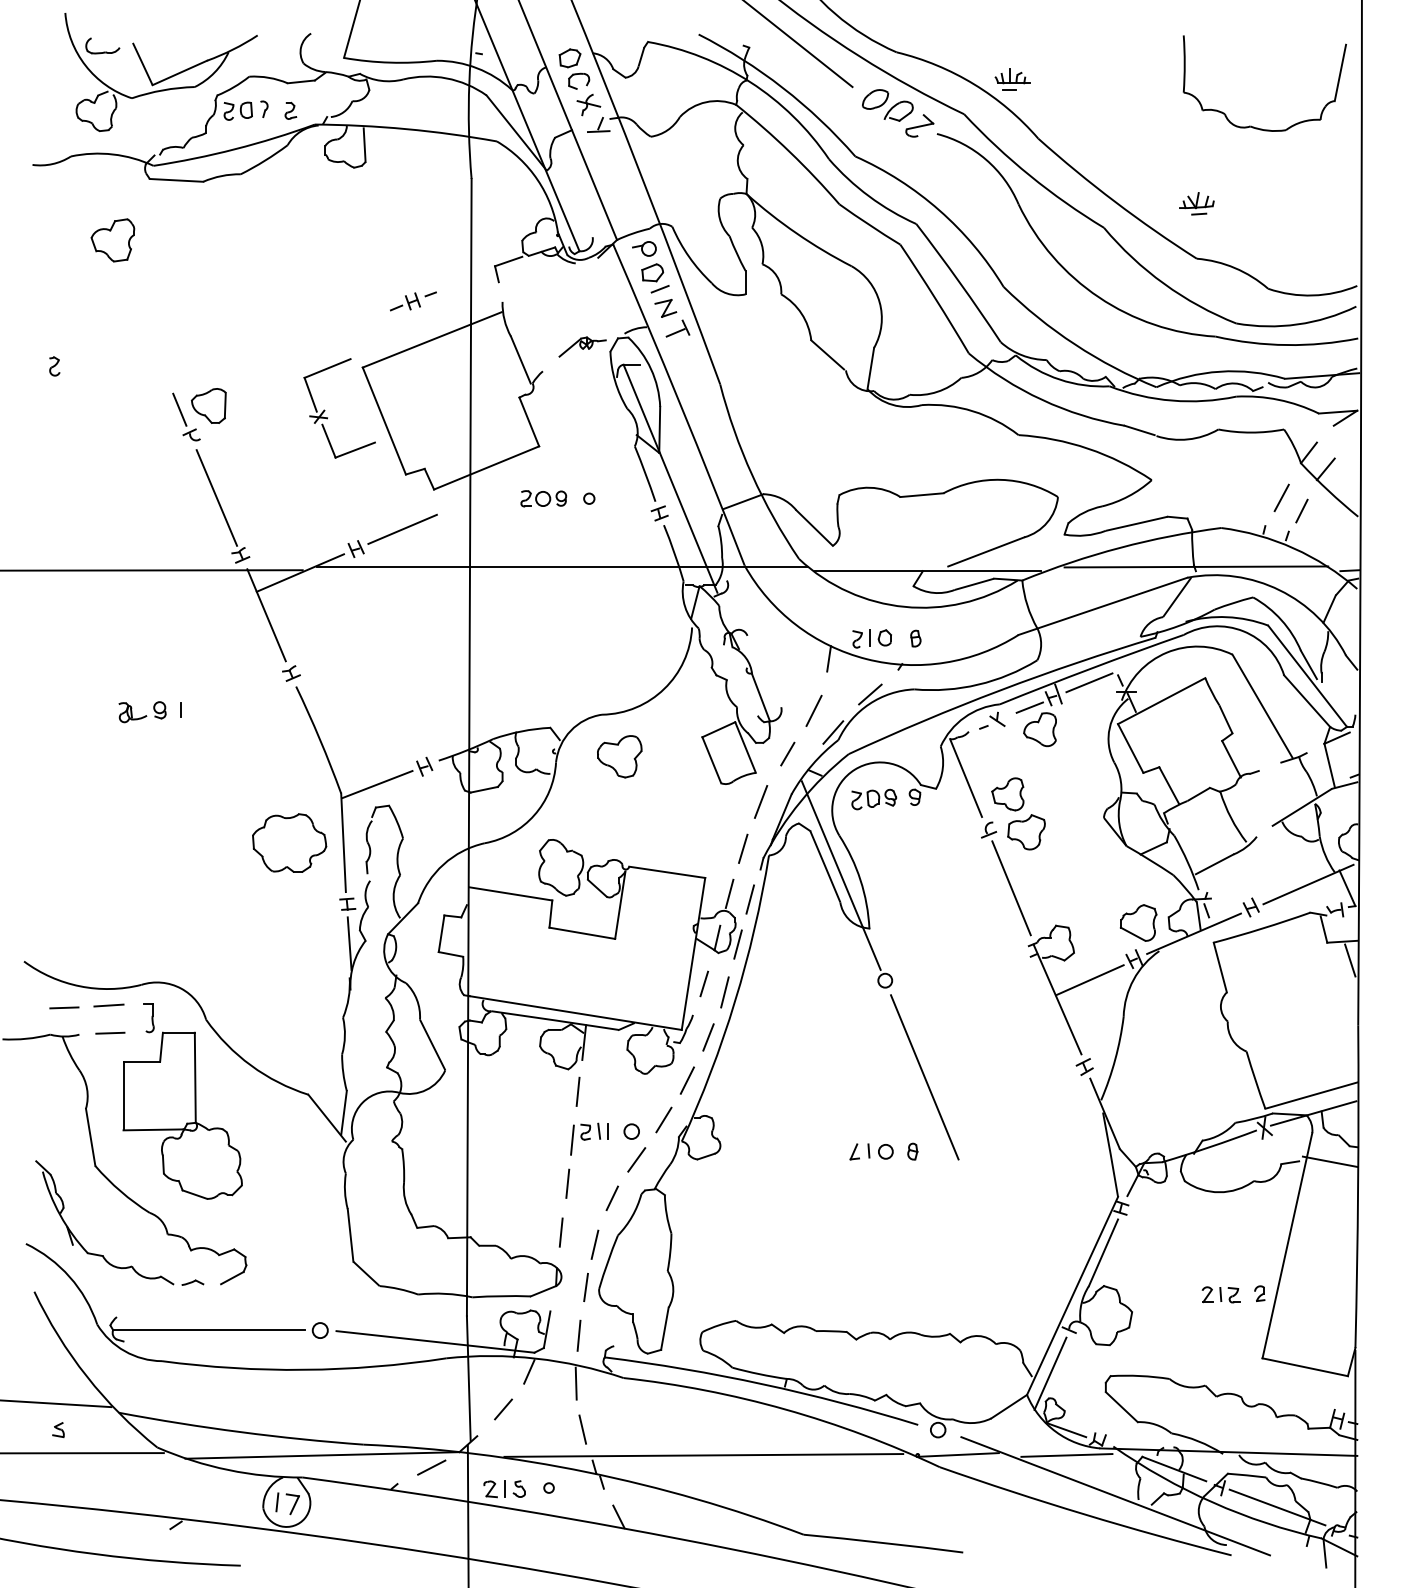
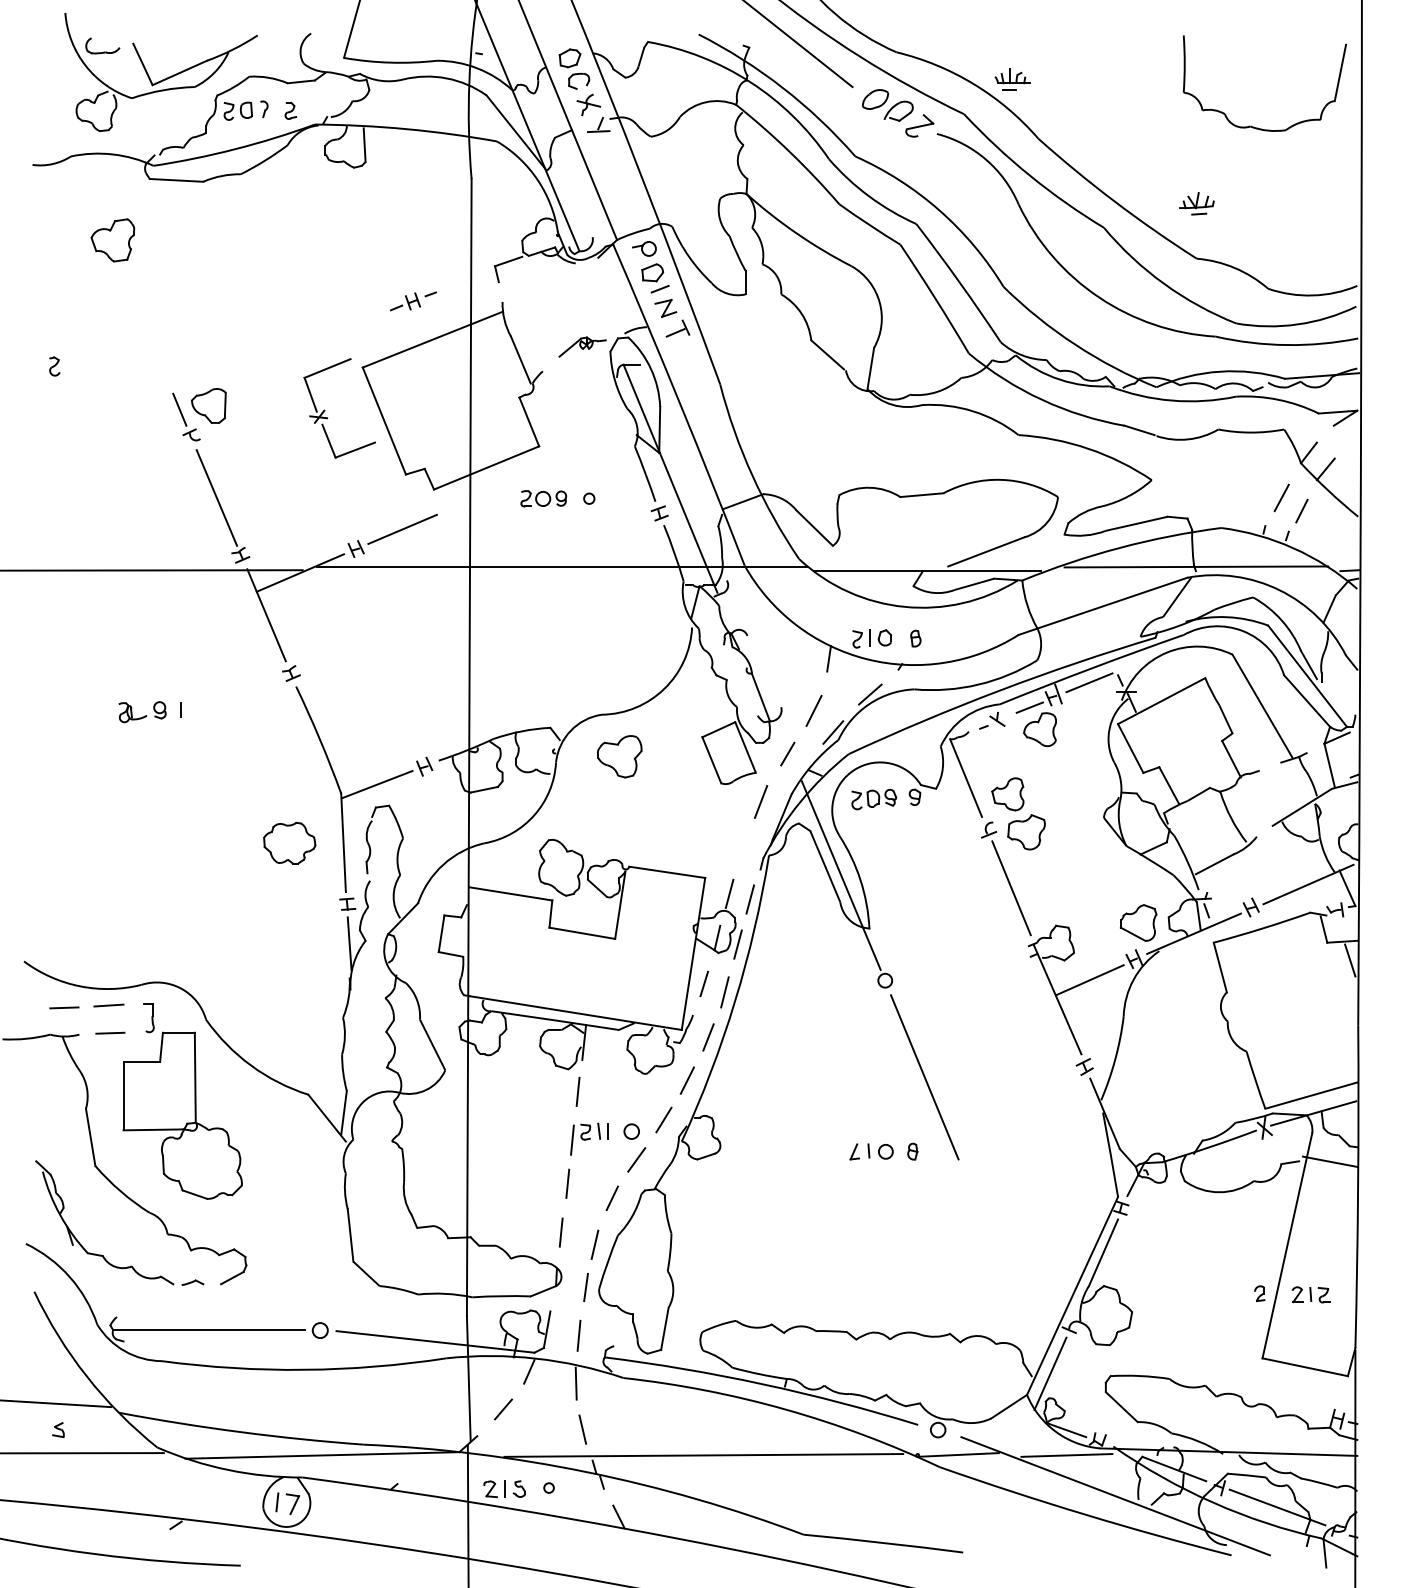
part size: 76x60 px -> 54x44 px (289, 842)
line: present -> none (743, 848)
part position: (1220, 1294) -> (1310, 1294) (1310, 1294)
line: present -> none (431, 1467)
